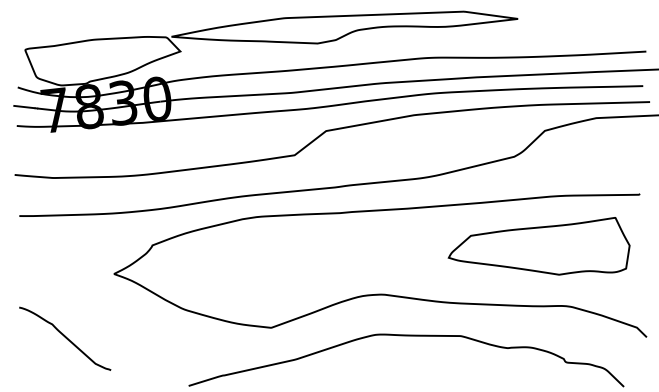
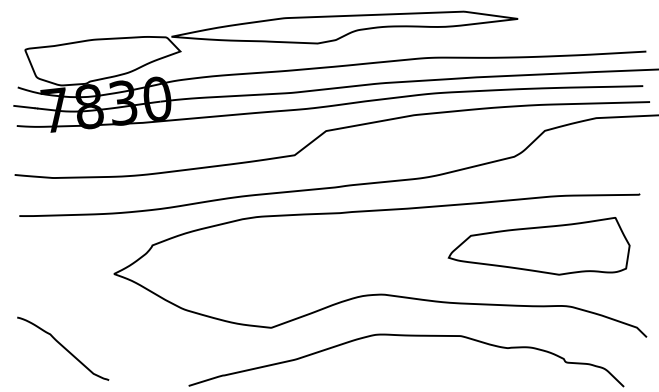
curve position: (65, 338) -> (63, 348) (63, 348)
